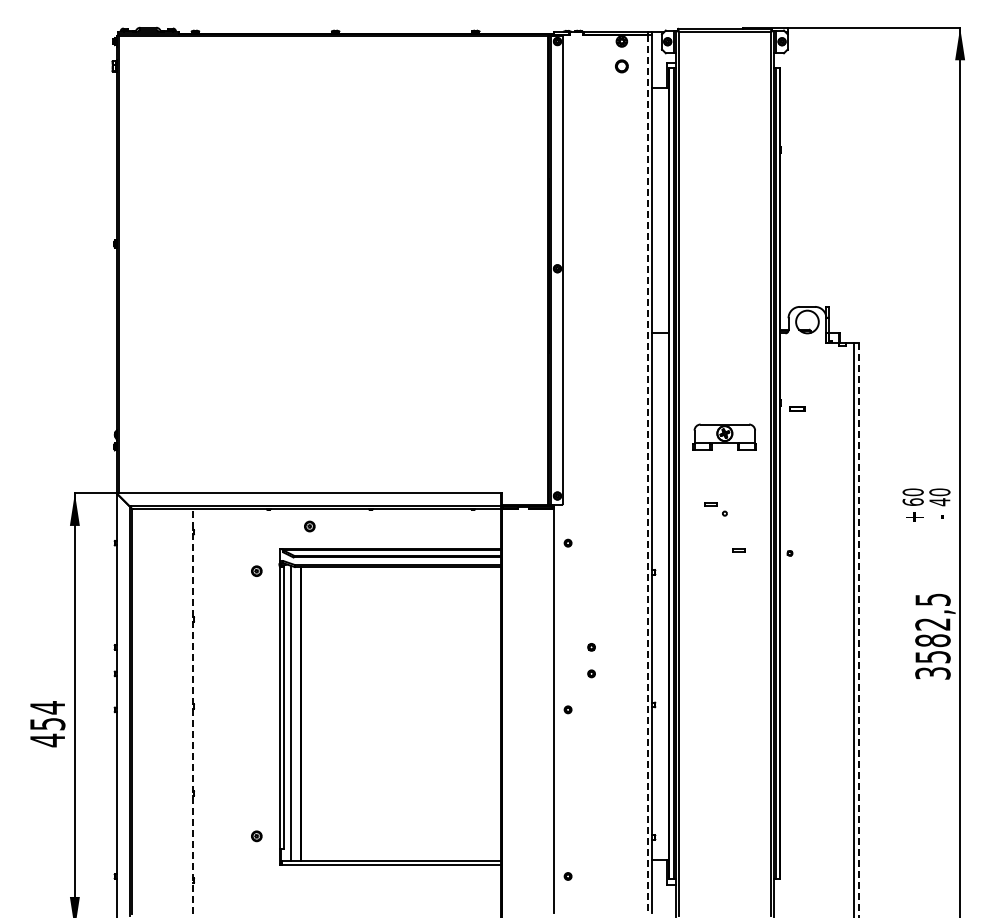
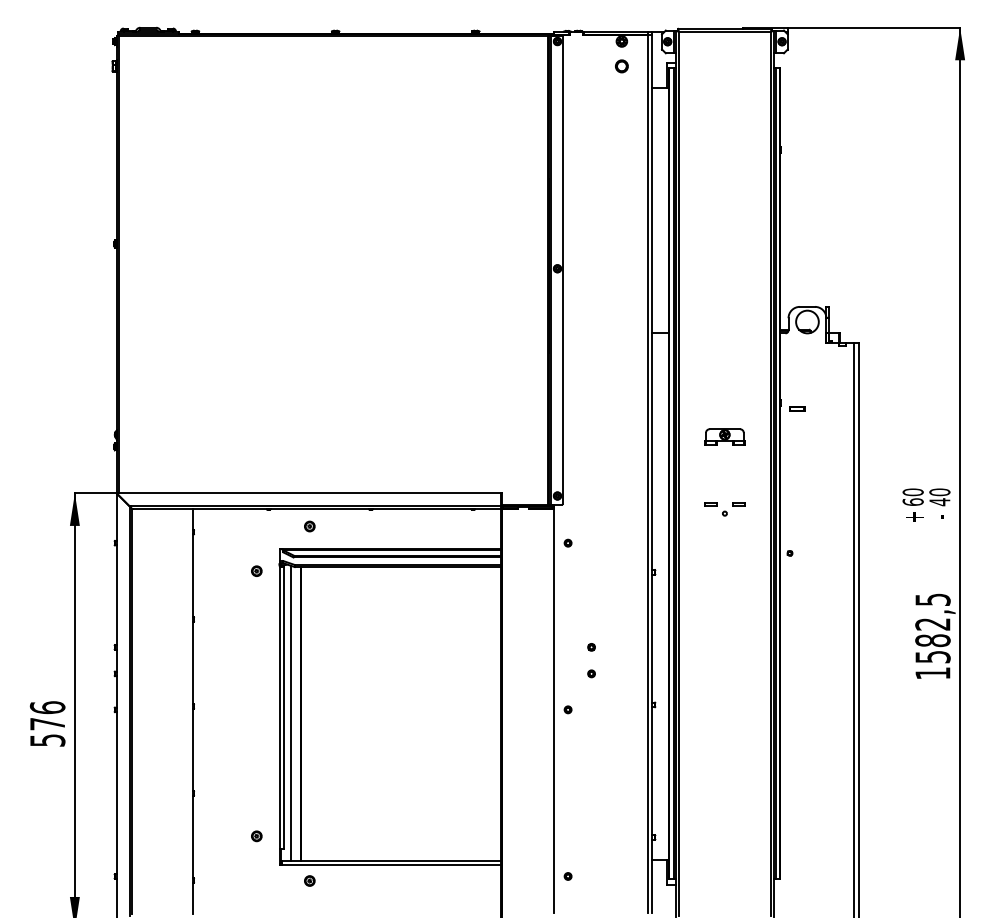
part size: 65x28 px -> 42x18 px (724, 436)
line: dashed -> solid (647, 474)
part position: (738, 550) -> (738, 504) (738, 504)
line: dashed -> solid (858, 631)
text: 3582,5 -> 1582,5 (932, 673)
line: dashed -> solid (193, 711)
text: 454 -> 576 (47, 724)
part: none -> present (309, 880)
